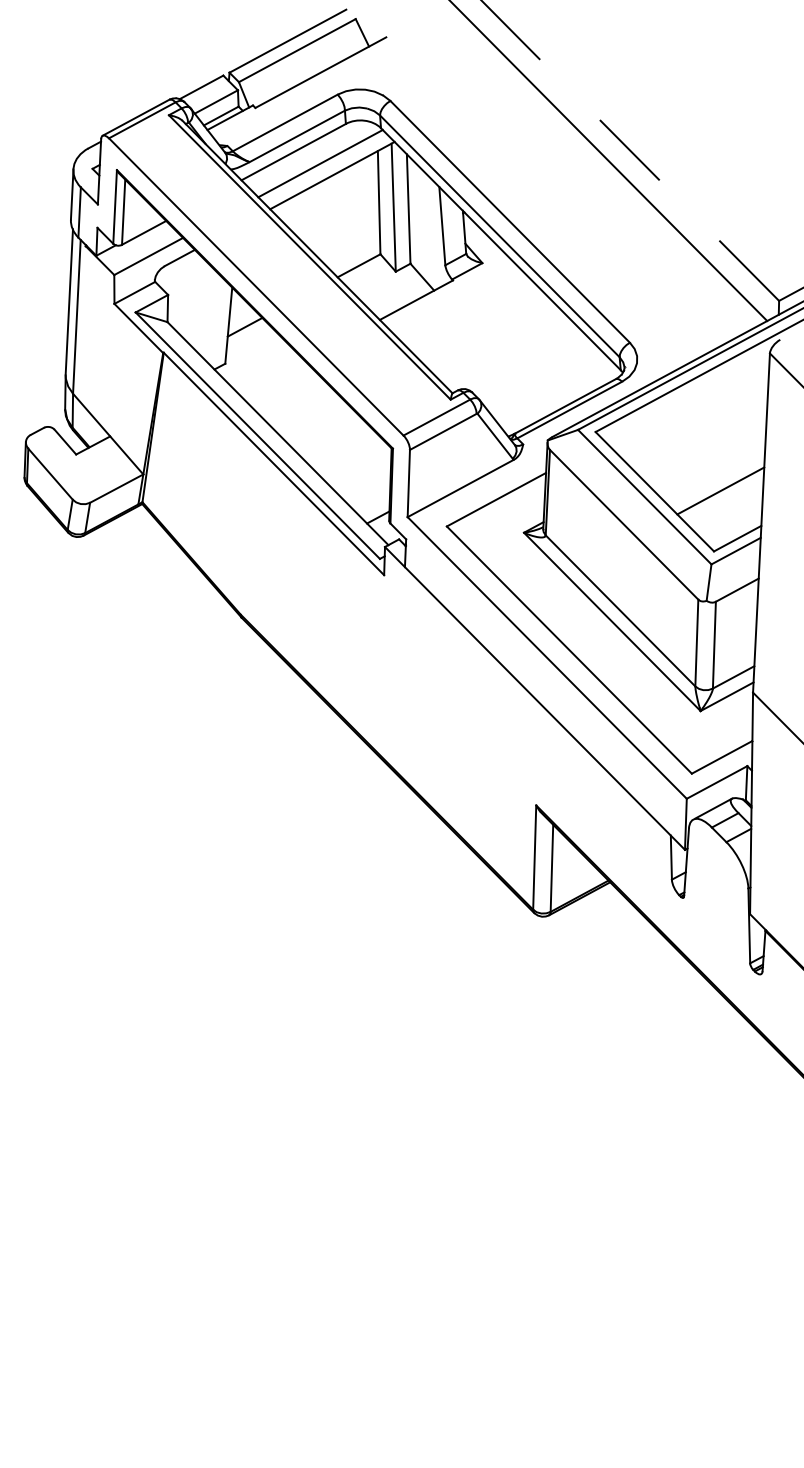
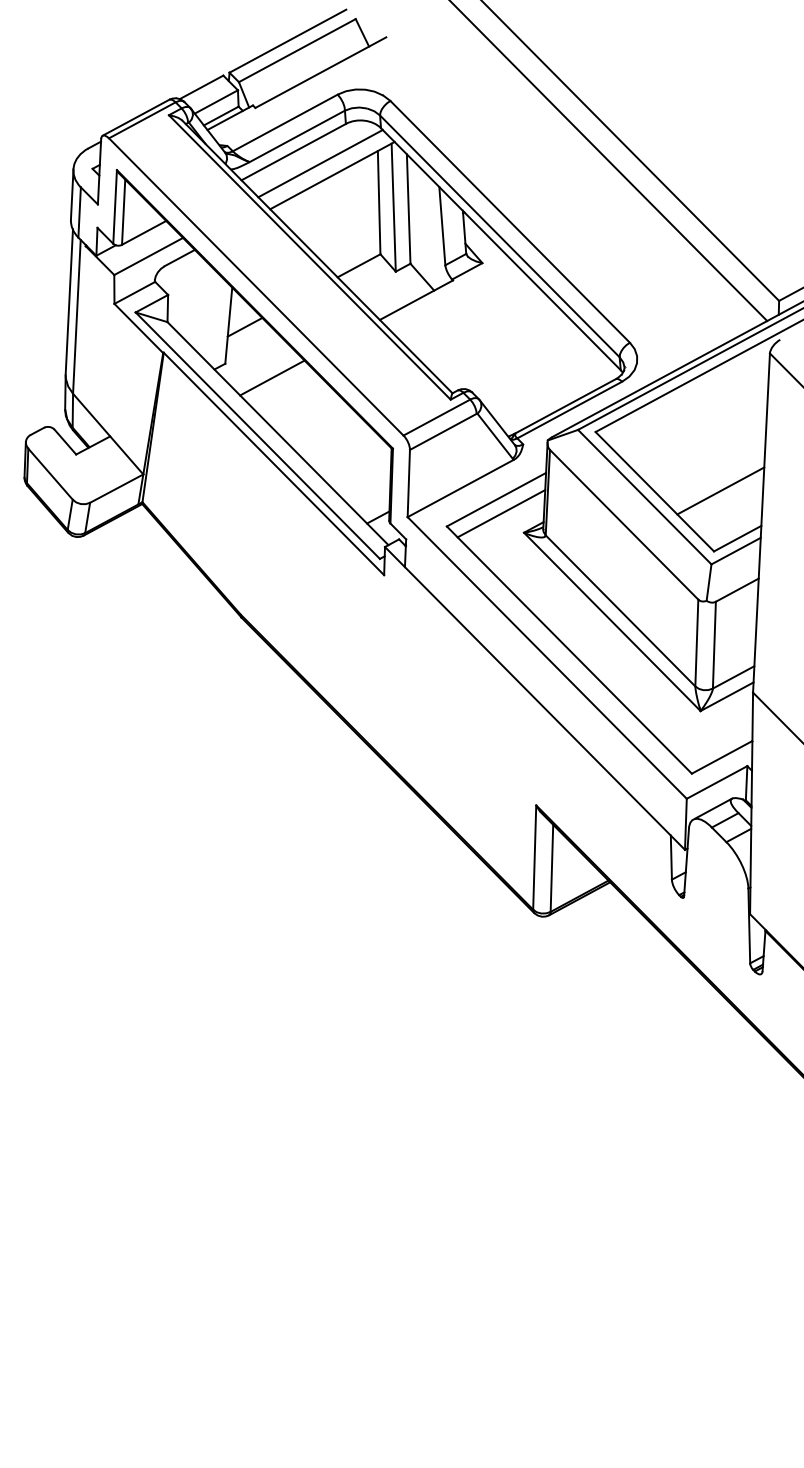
line: dashed -> solid (629, 150)
line: none -> present (272, 377)
line: none -> present (501, 513)
